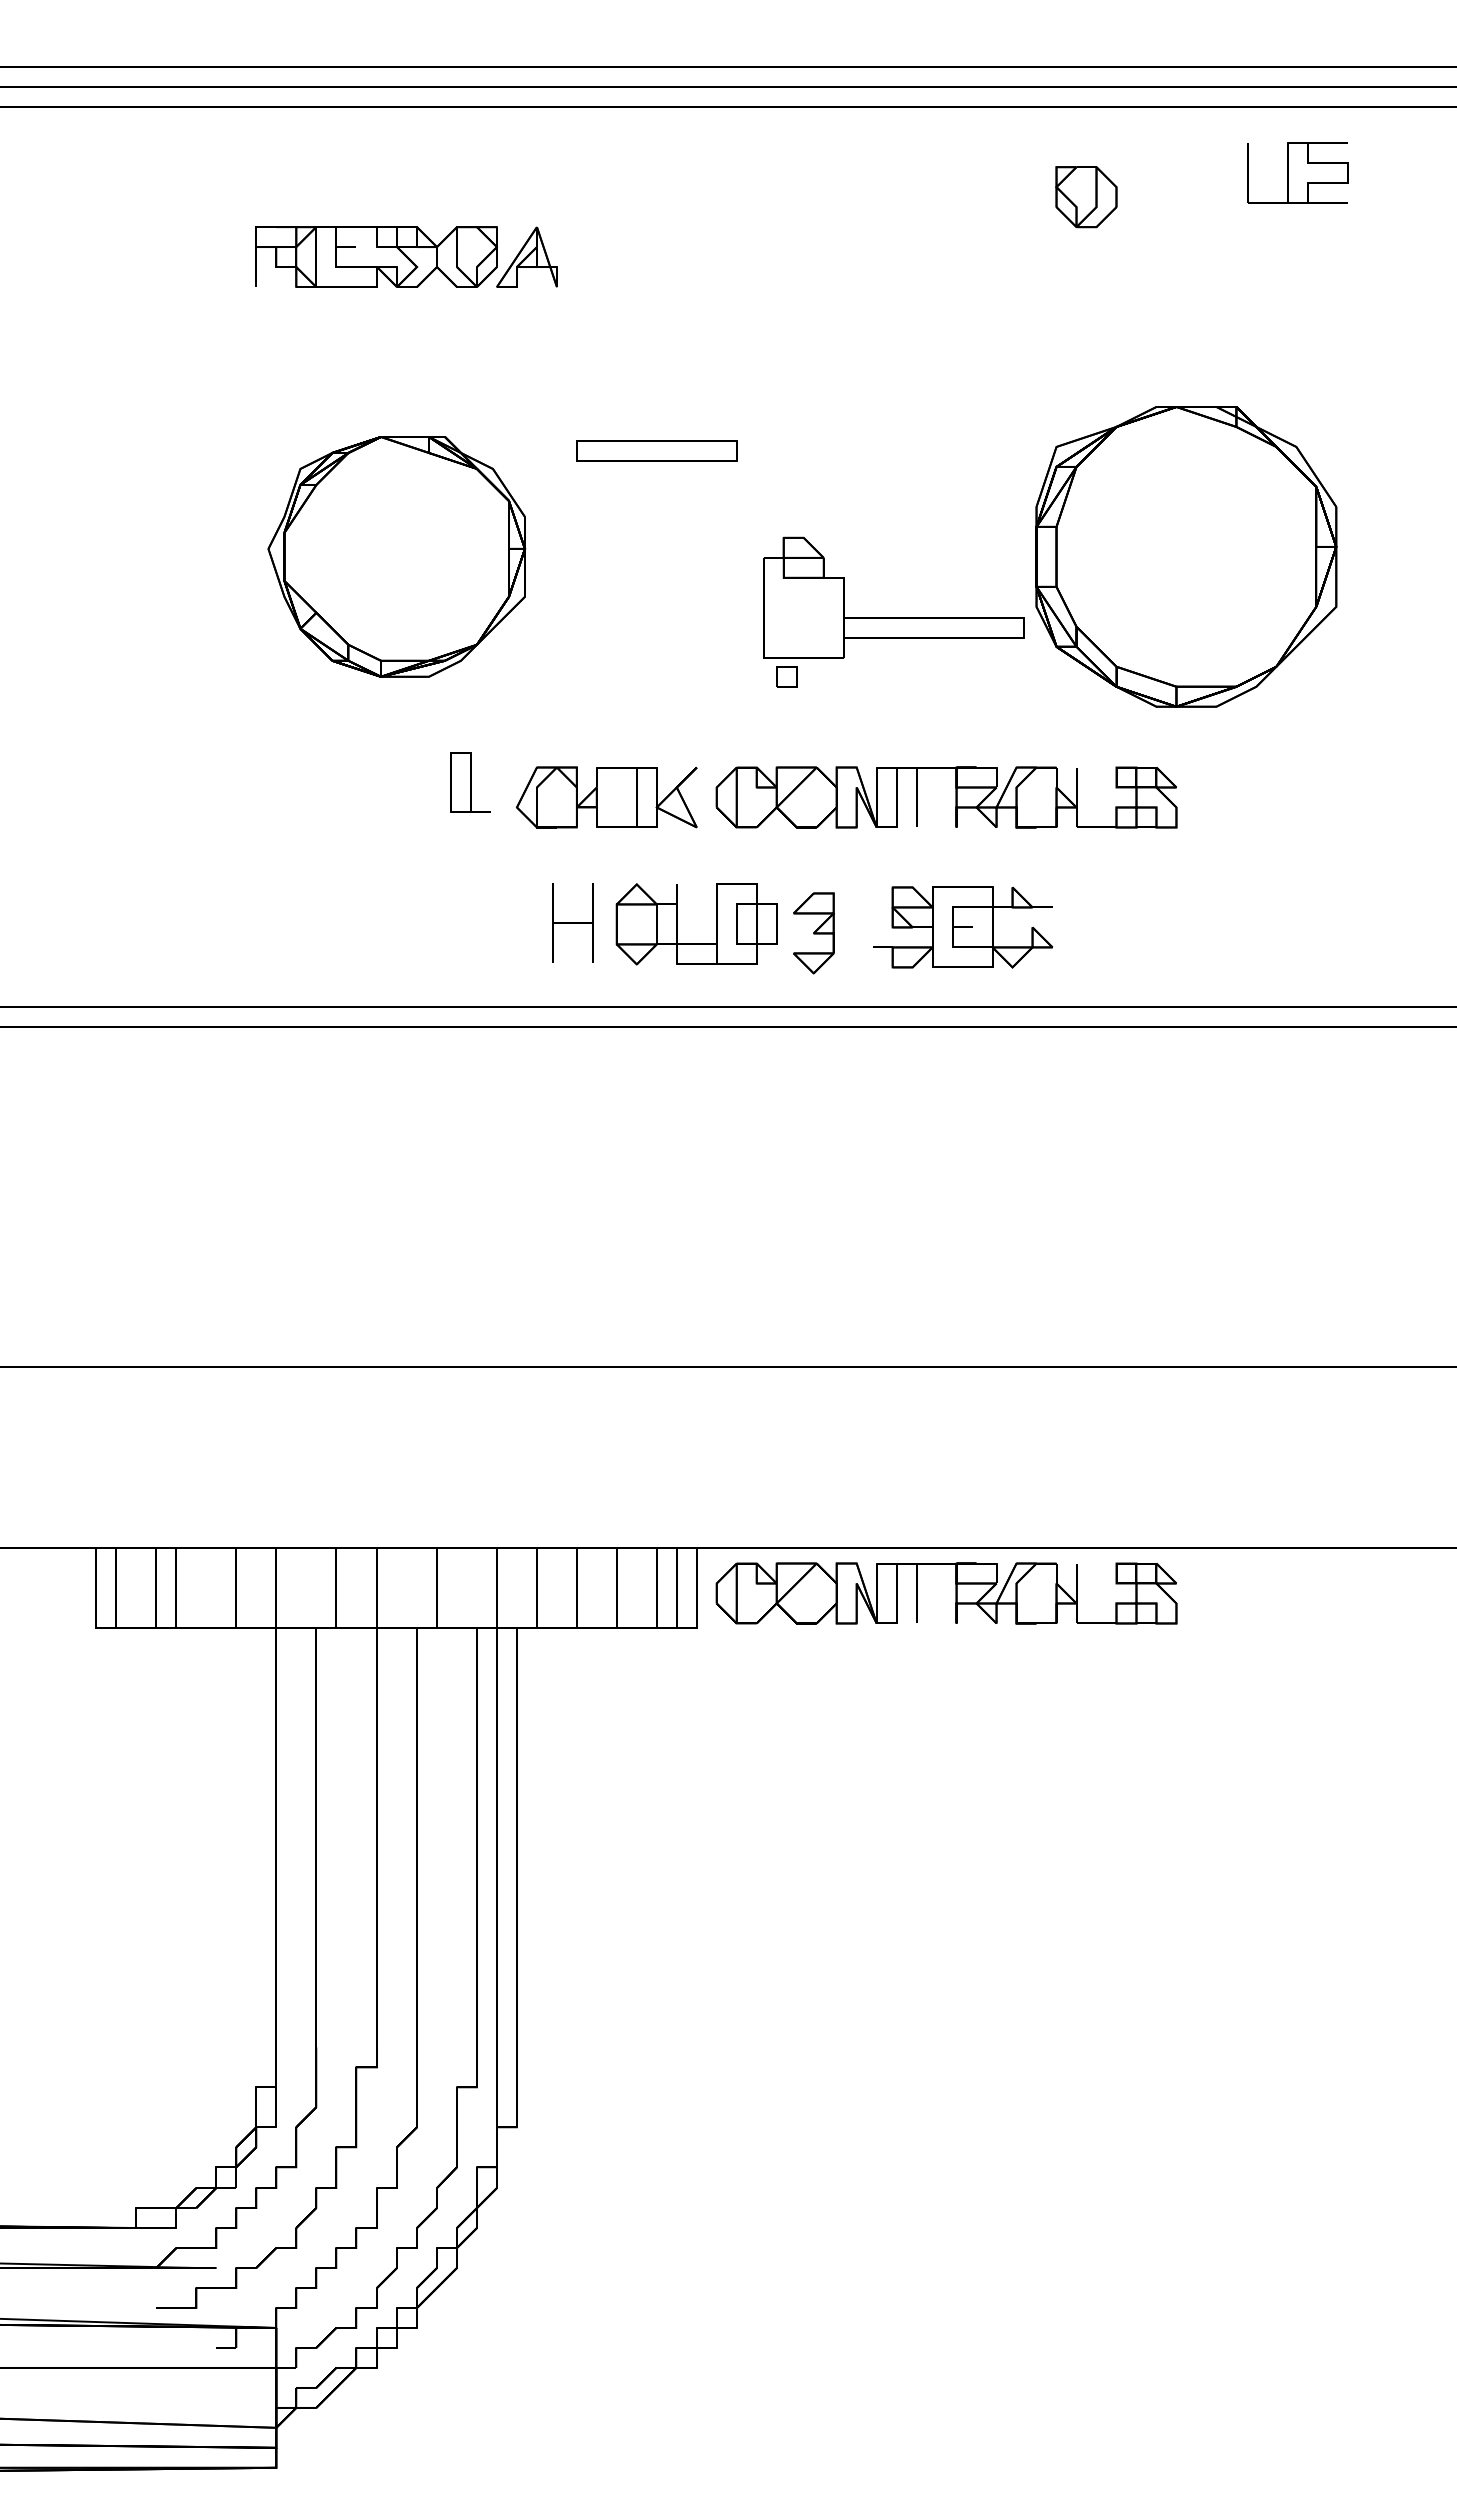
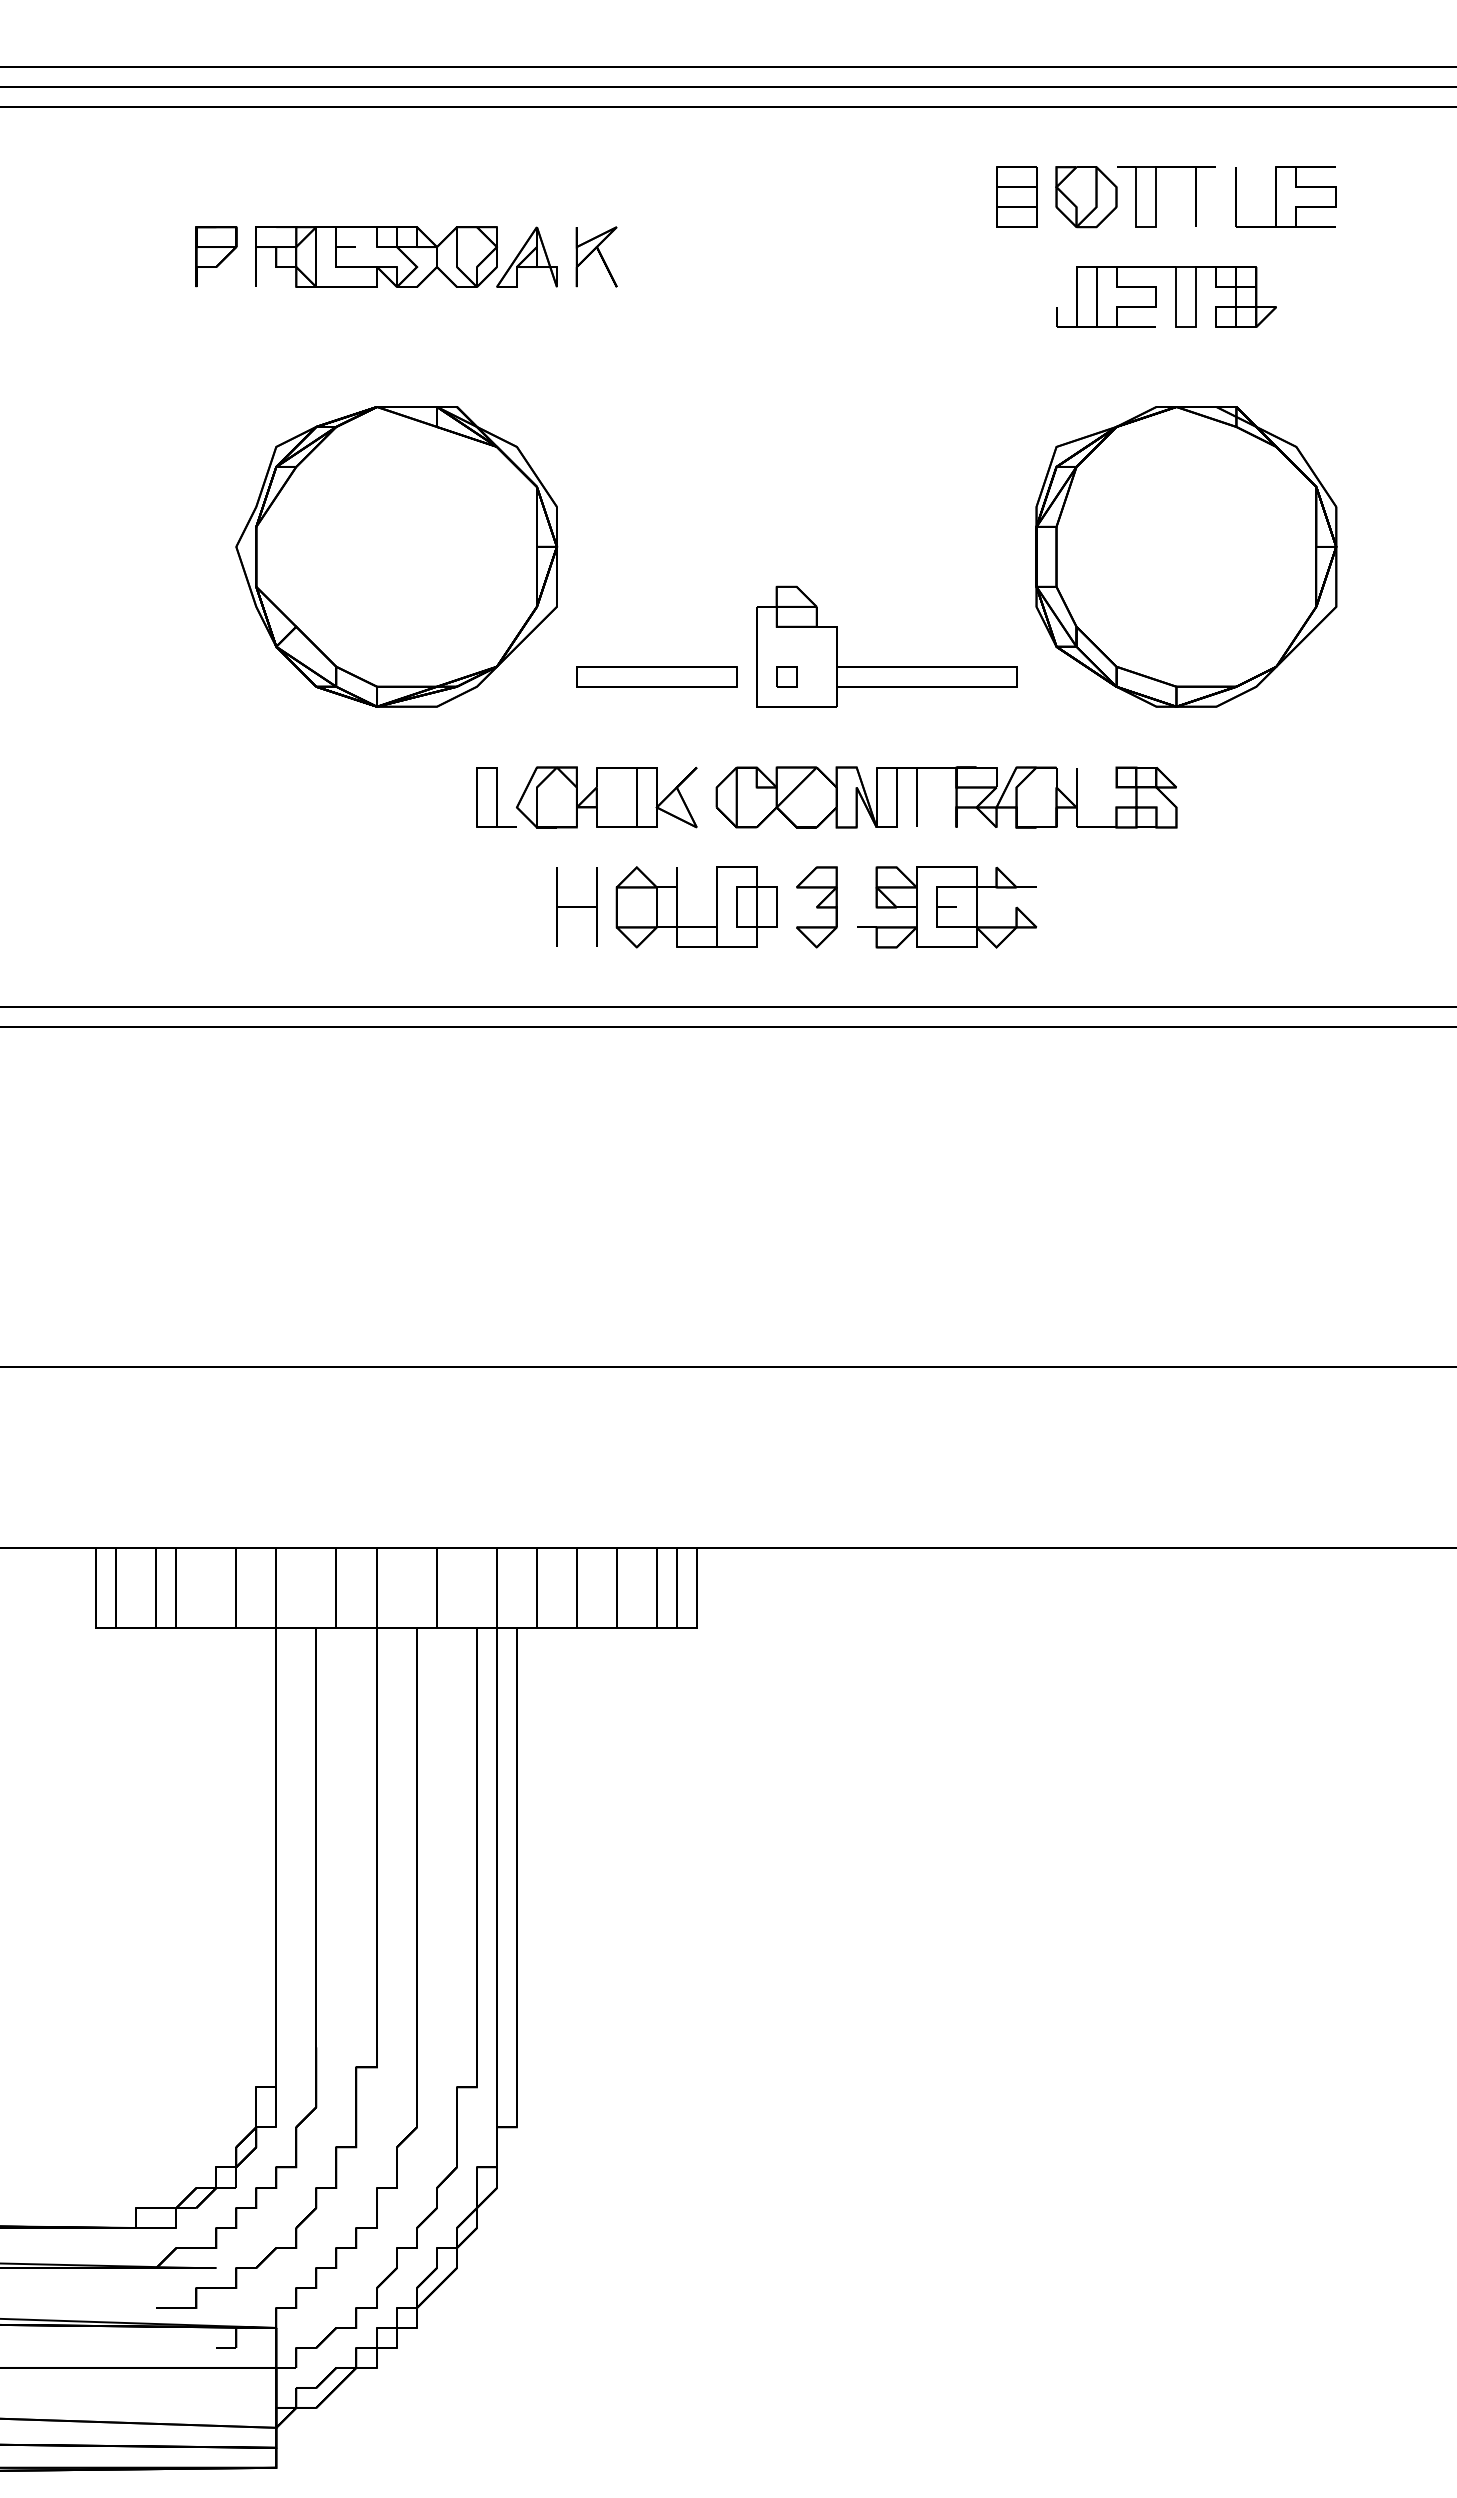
part position: (1297, 172) -> (1285, 196) (1285, 196)
part: none -> present (1016, 196)
part: none -> present (1156, 196)
part: none -> present (596, 256)
curve: none -> present (221, 260)
part: none -> present (1175, 296)
part position: (656, 450) -> (656, 676) (656, 676)
part size: 260x242 px -> 324x302 px (396, 556)
part position: (893, 617) -> (886, 666) (886, 666)
part position: (470, 782) -> (496, 797) (496, 797)
part position: (572, 922) -> (576, 906) (576, 906)
part position: (677, 924) -> (677, 907) (677, 907)
part position: (963, 927) -> (947, 907) (947, 907)
part position: (813, 933) -> (816, 907) (816, 907)
part: present -> none (955, 1593)
